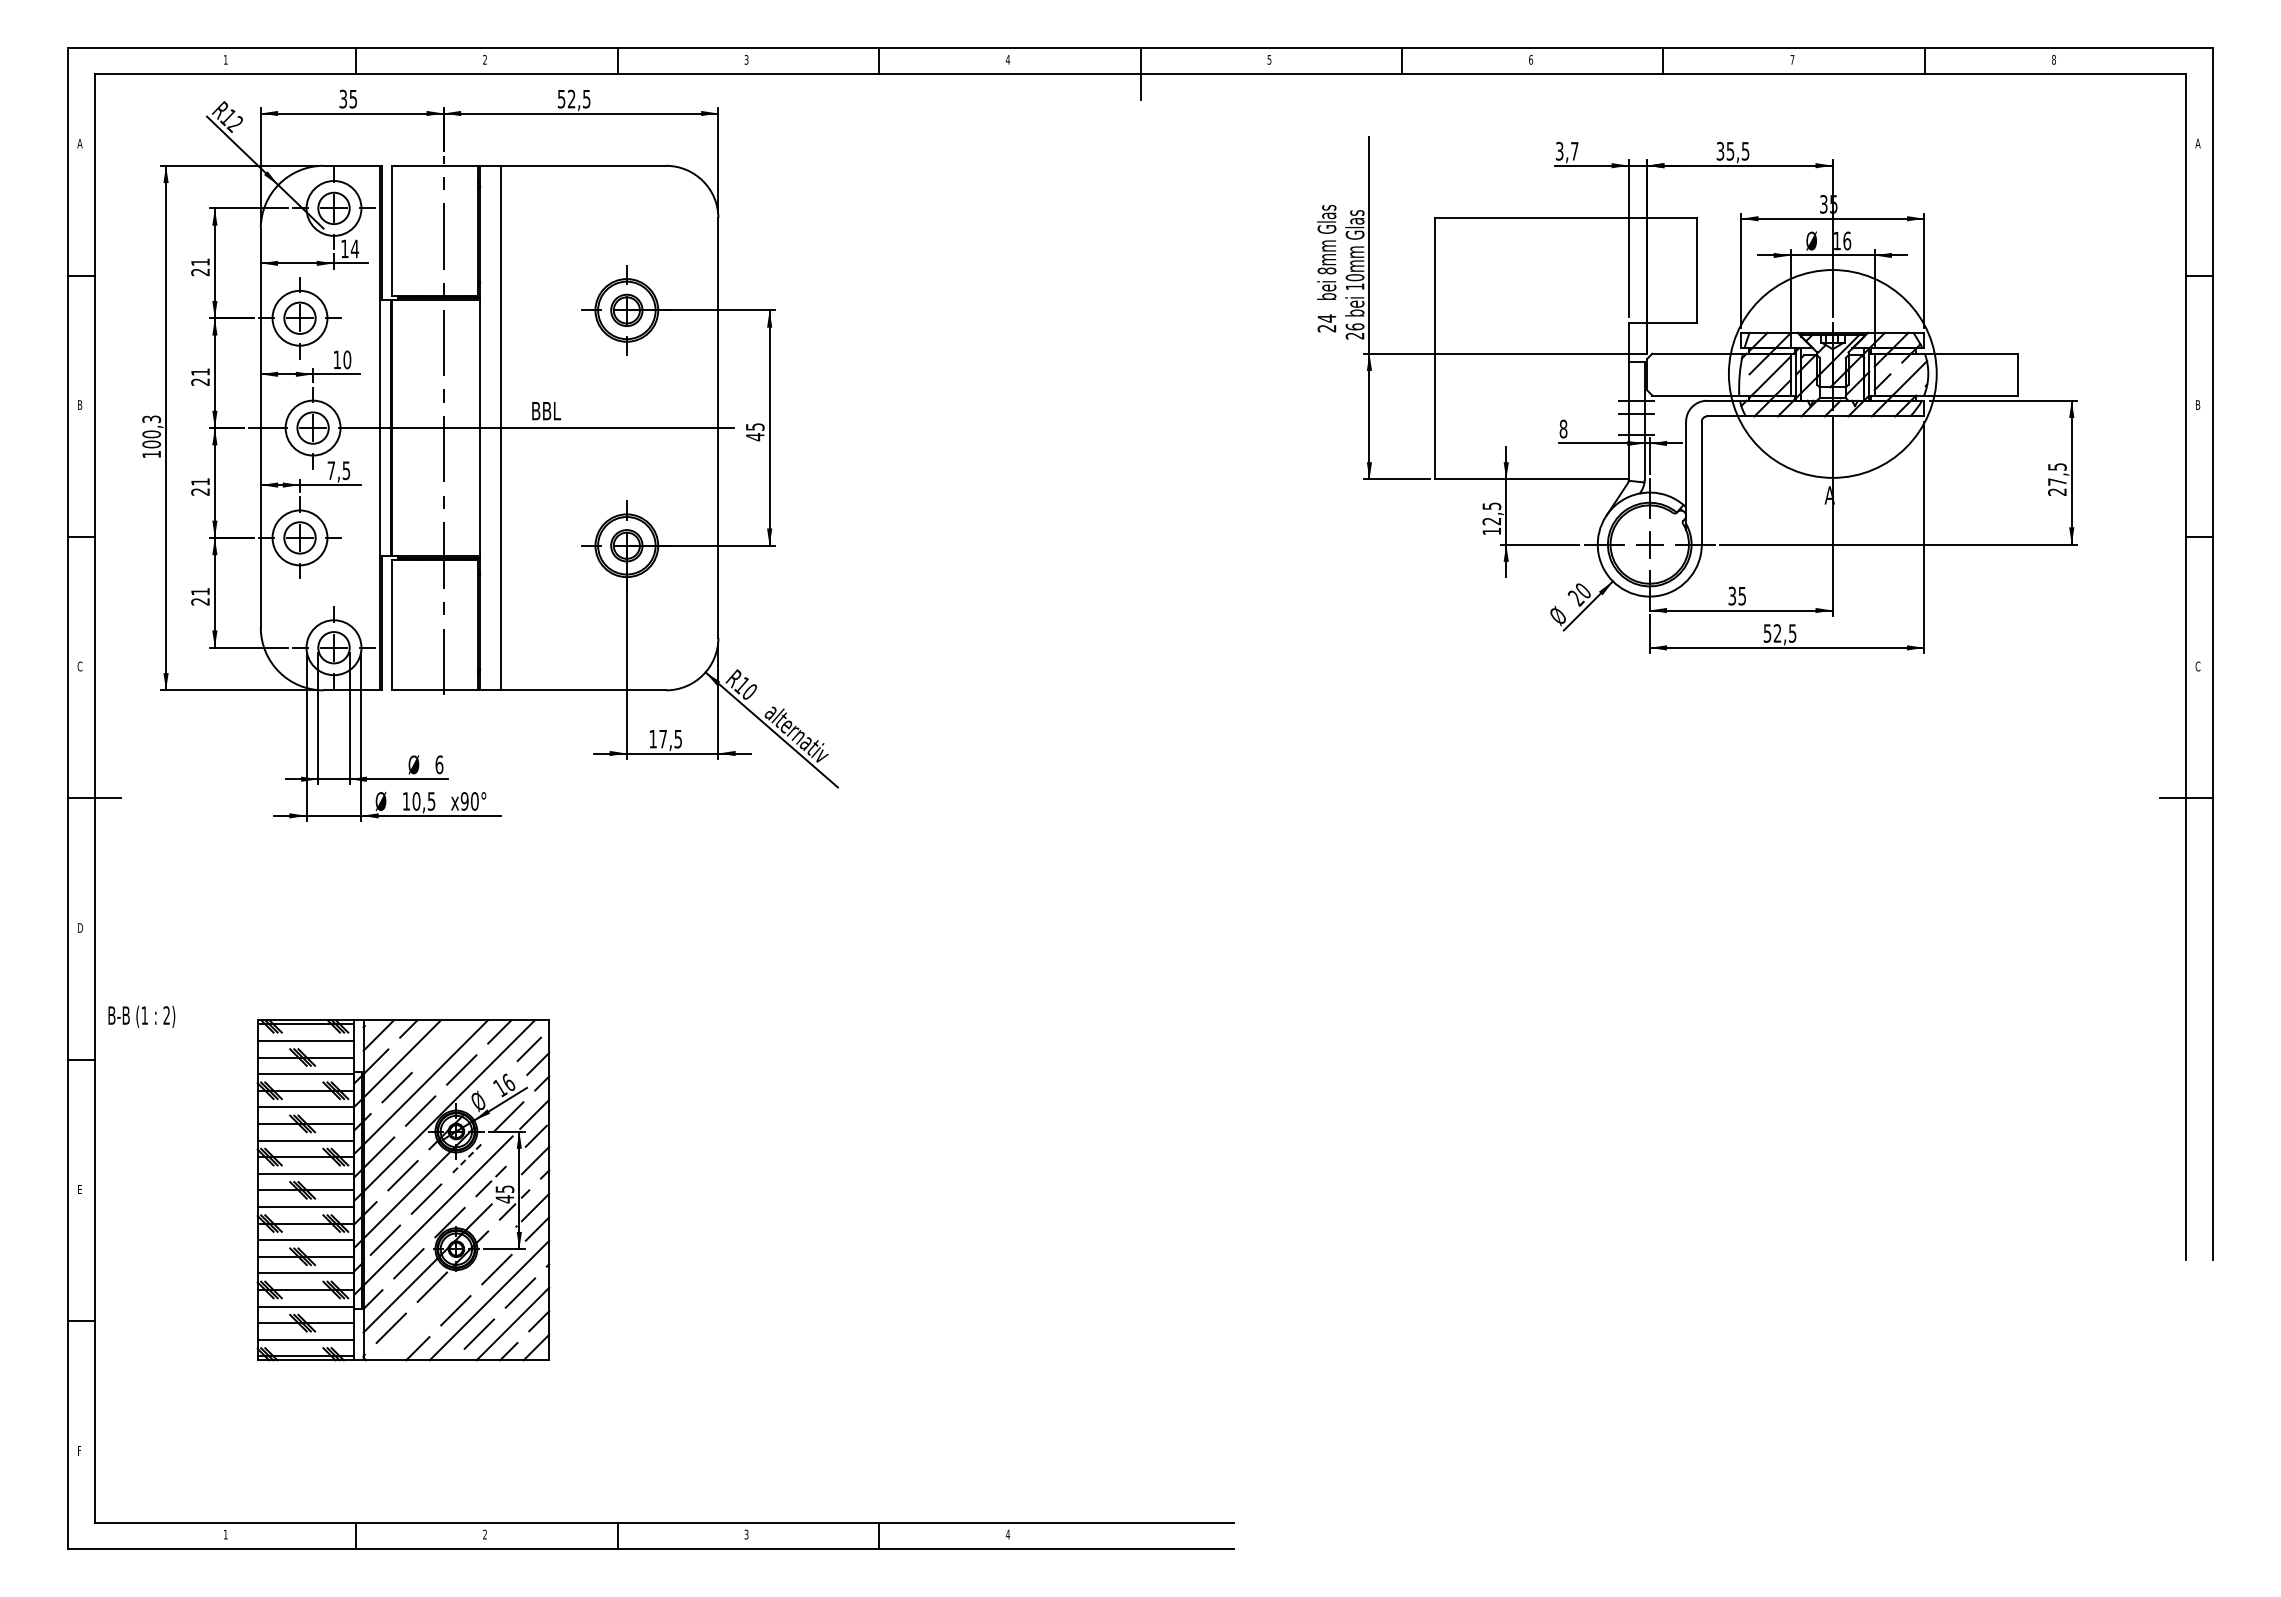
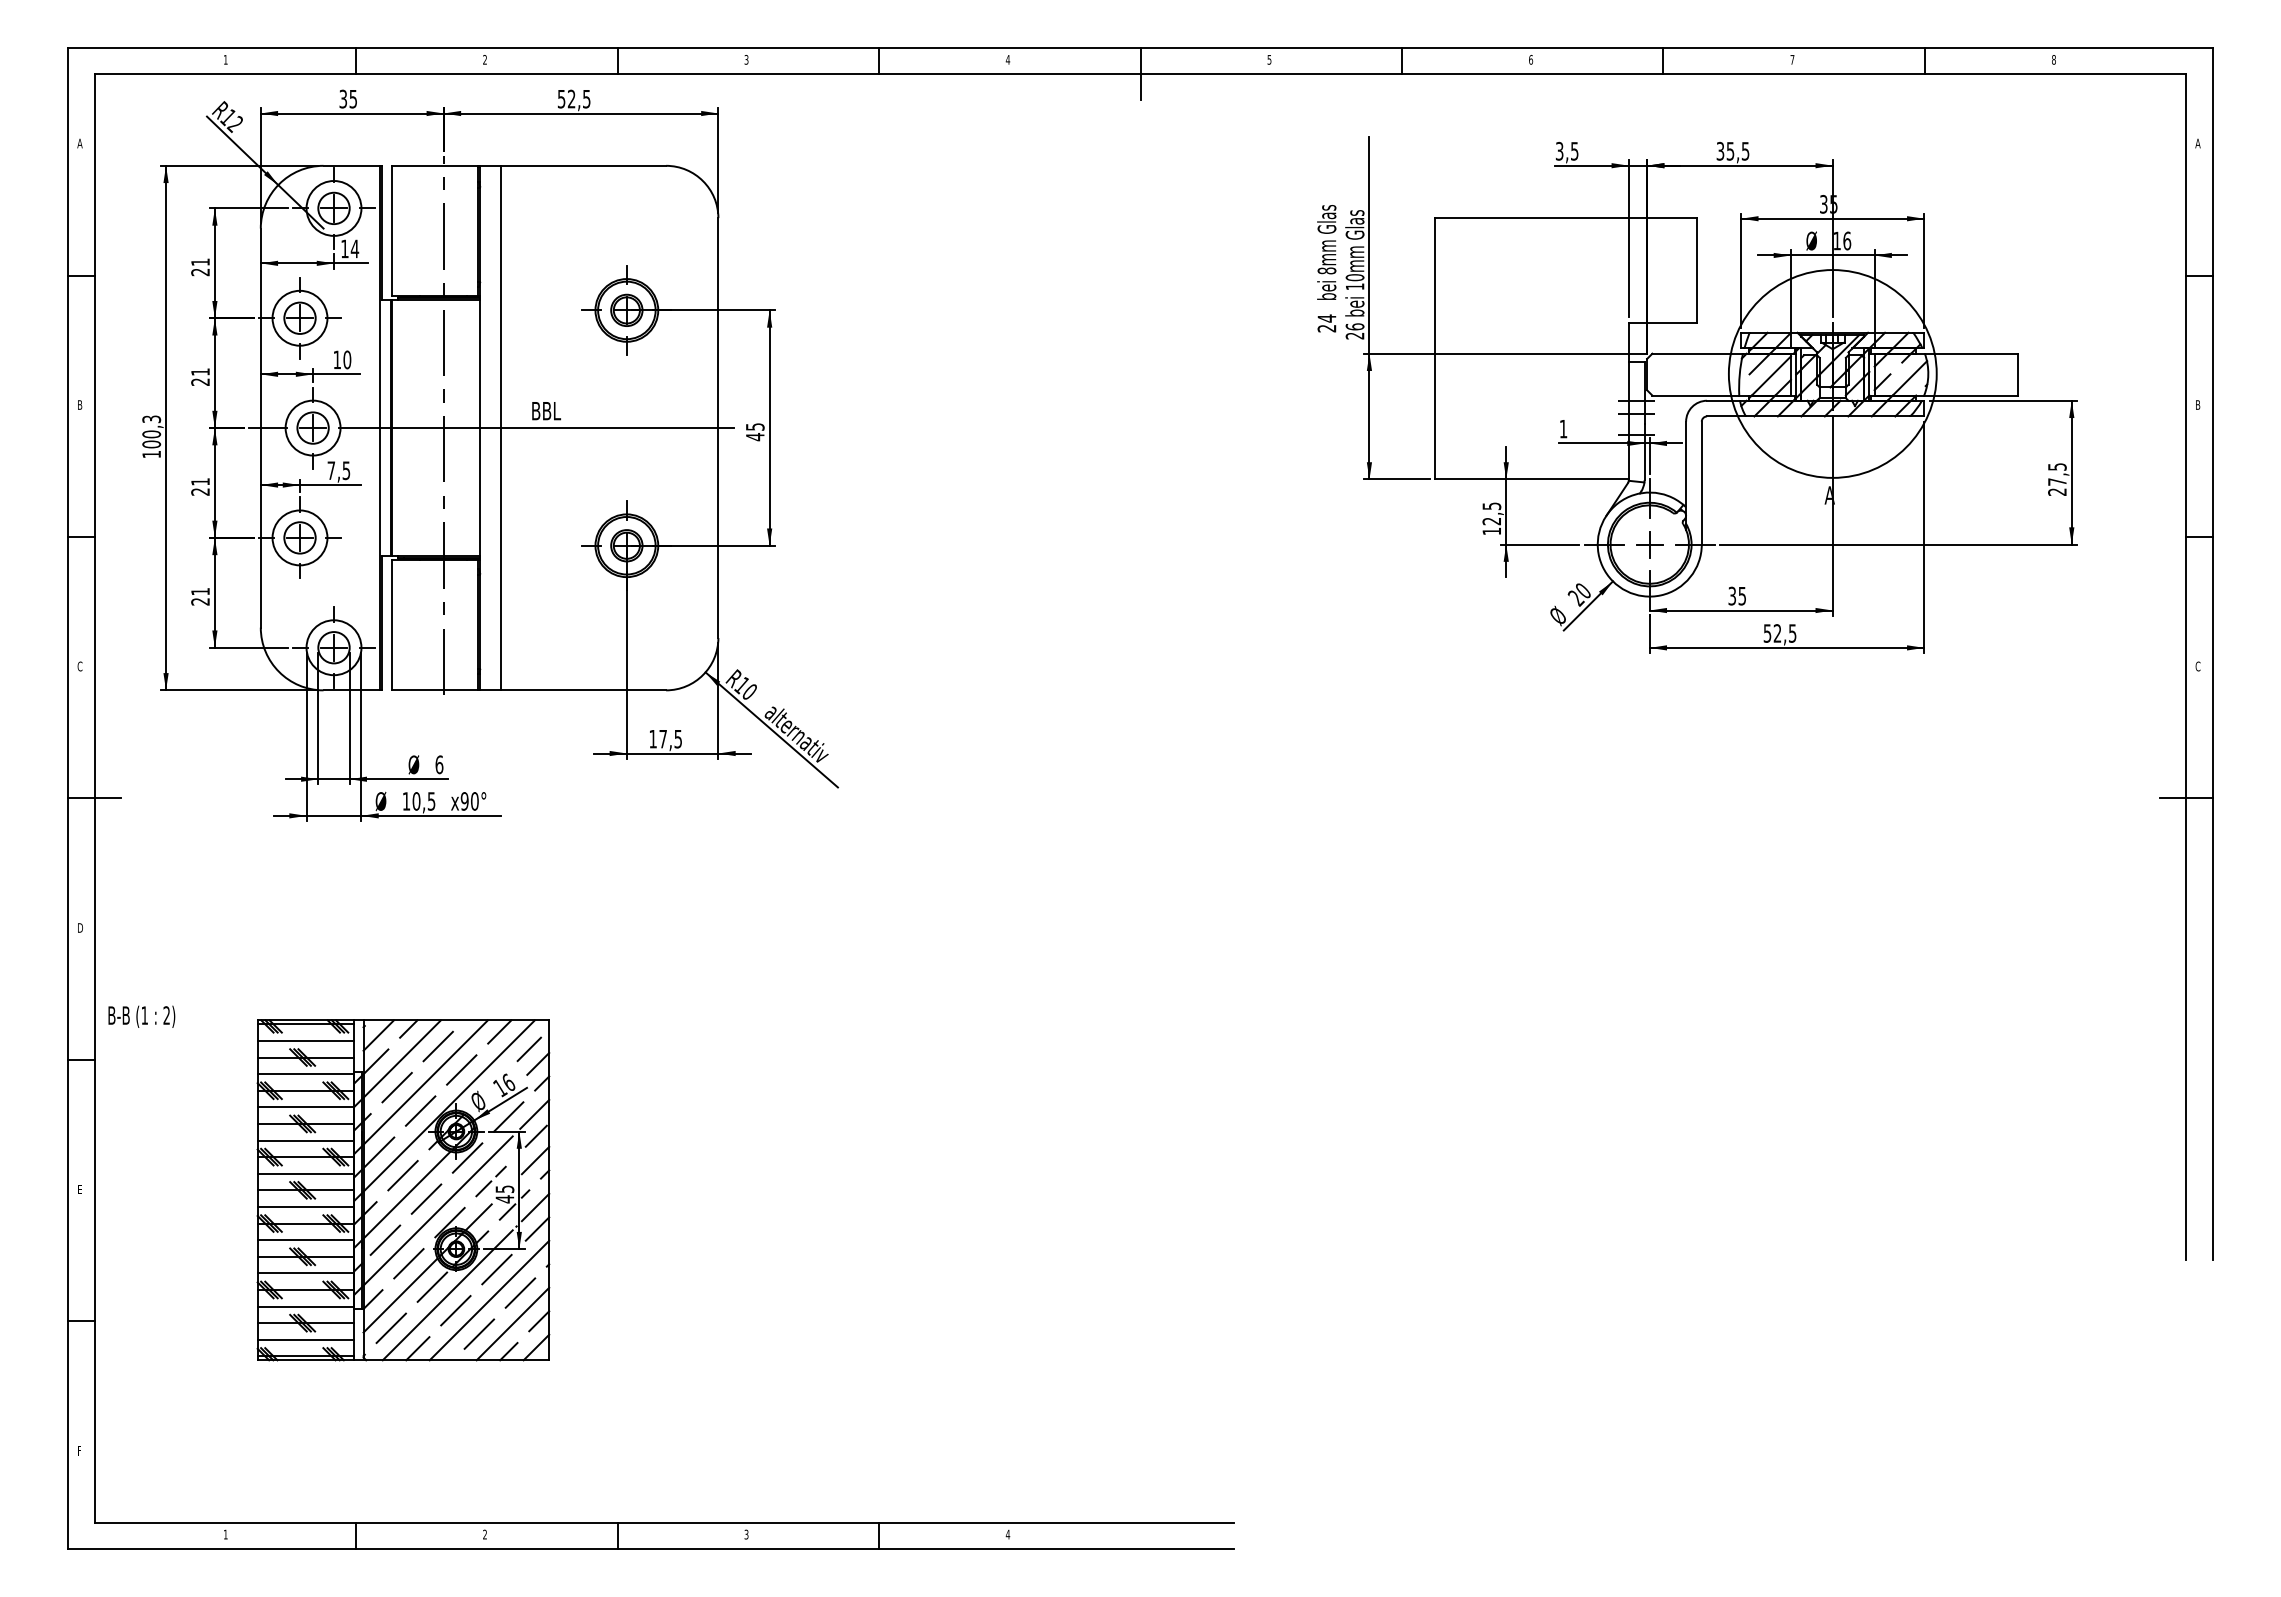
text: 3,7 -> 3,5 (1574, 151)
text: 8 -> 1 (1563, 428)
line: none -> present (437, 1046)
line: dashed -> solid (467, 1158)
line: none -> present (447, 1295)
